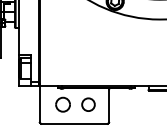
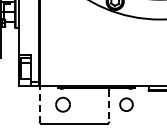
line: solid -> dashed (39, 103)
circle position: (88, 104) -> (126, 104) (126, 104)
line: solid -> dashed (109, 106)
